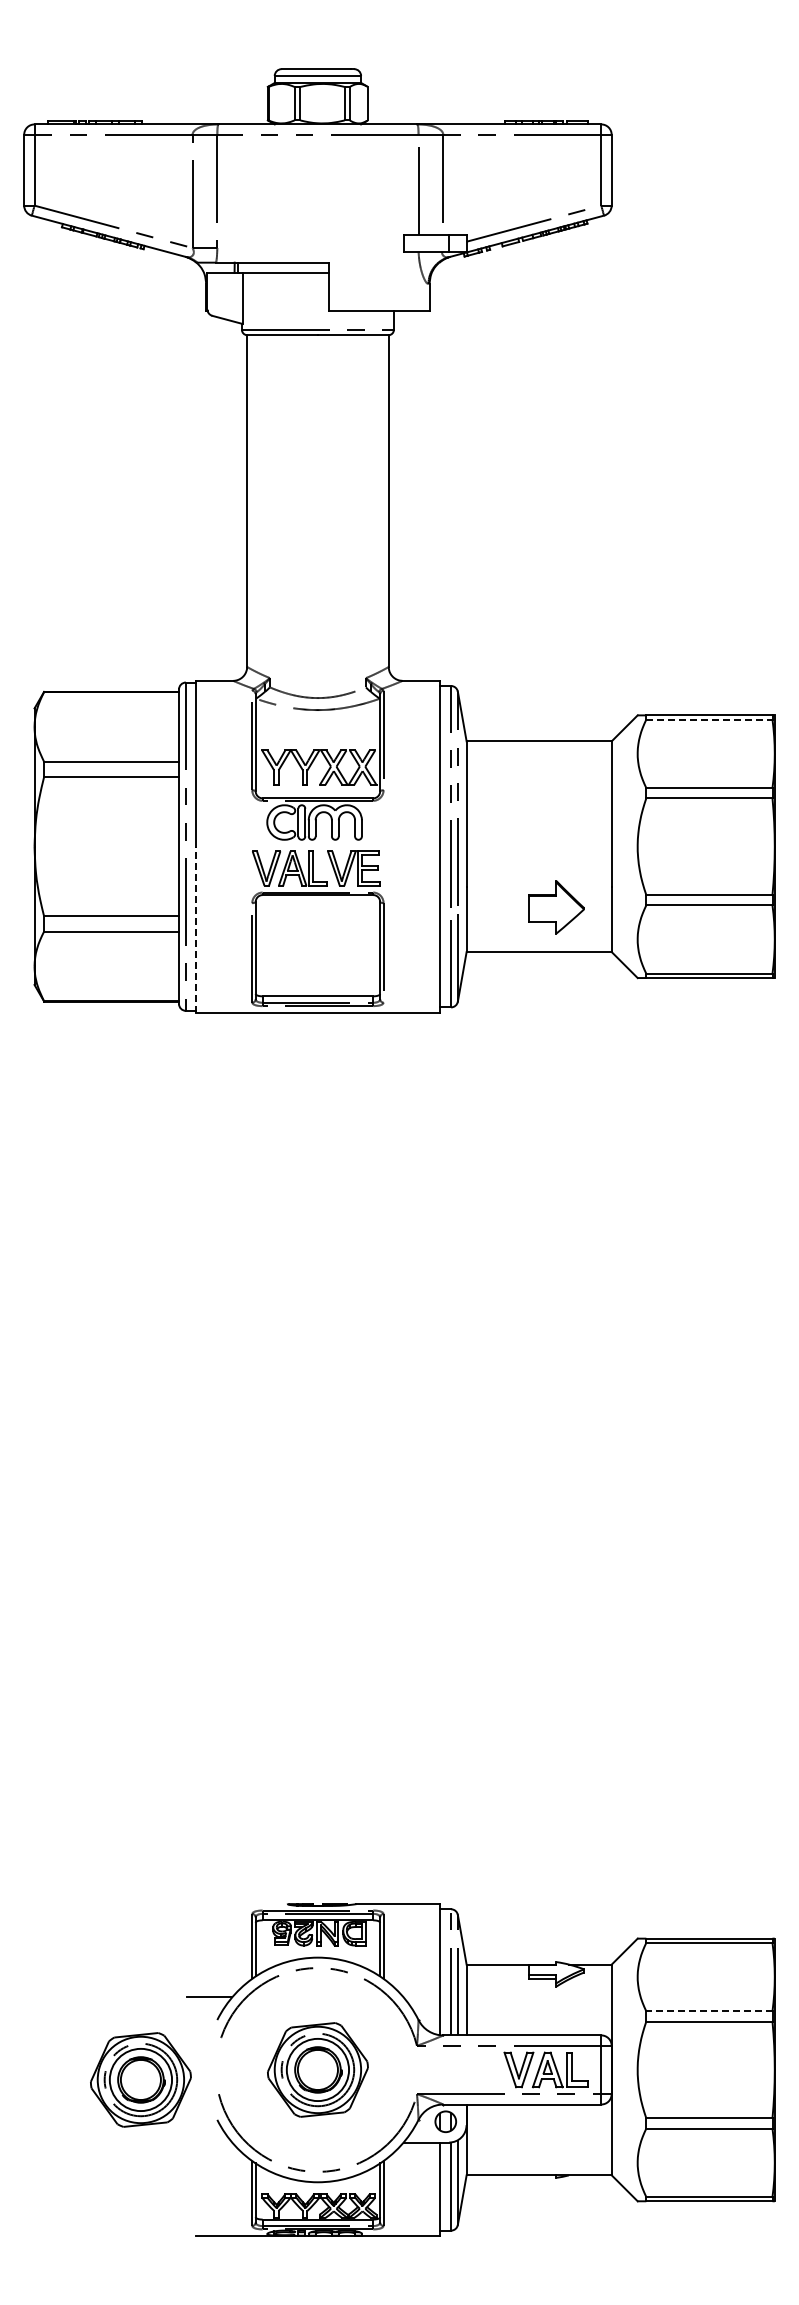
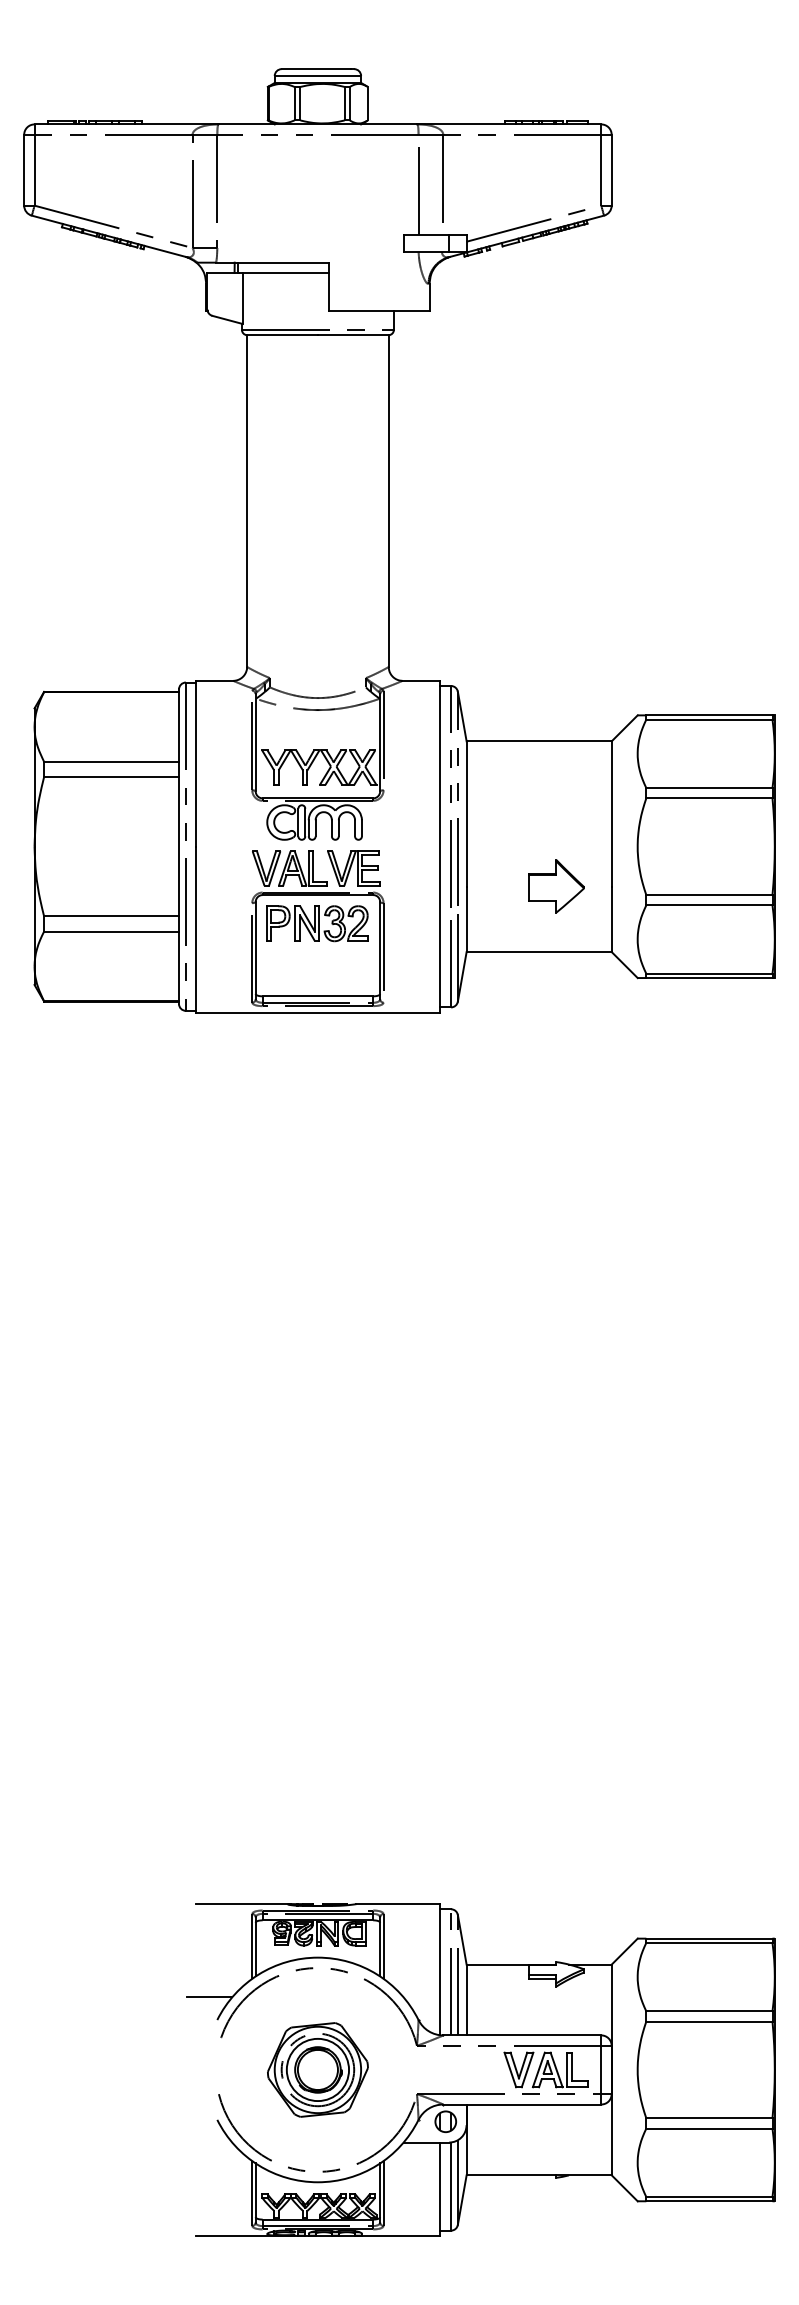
line: dashed -> solid (709, 719)
part position: (556, 907) -> (556, 886) (556, 886)
part: none -> present (317, 923)
line: dashed -> solid (196, 929)
line: none -> present (243, 1904)
line: dashed -> solid (708, 2011)
part: present -> none (140, 2079)
